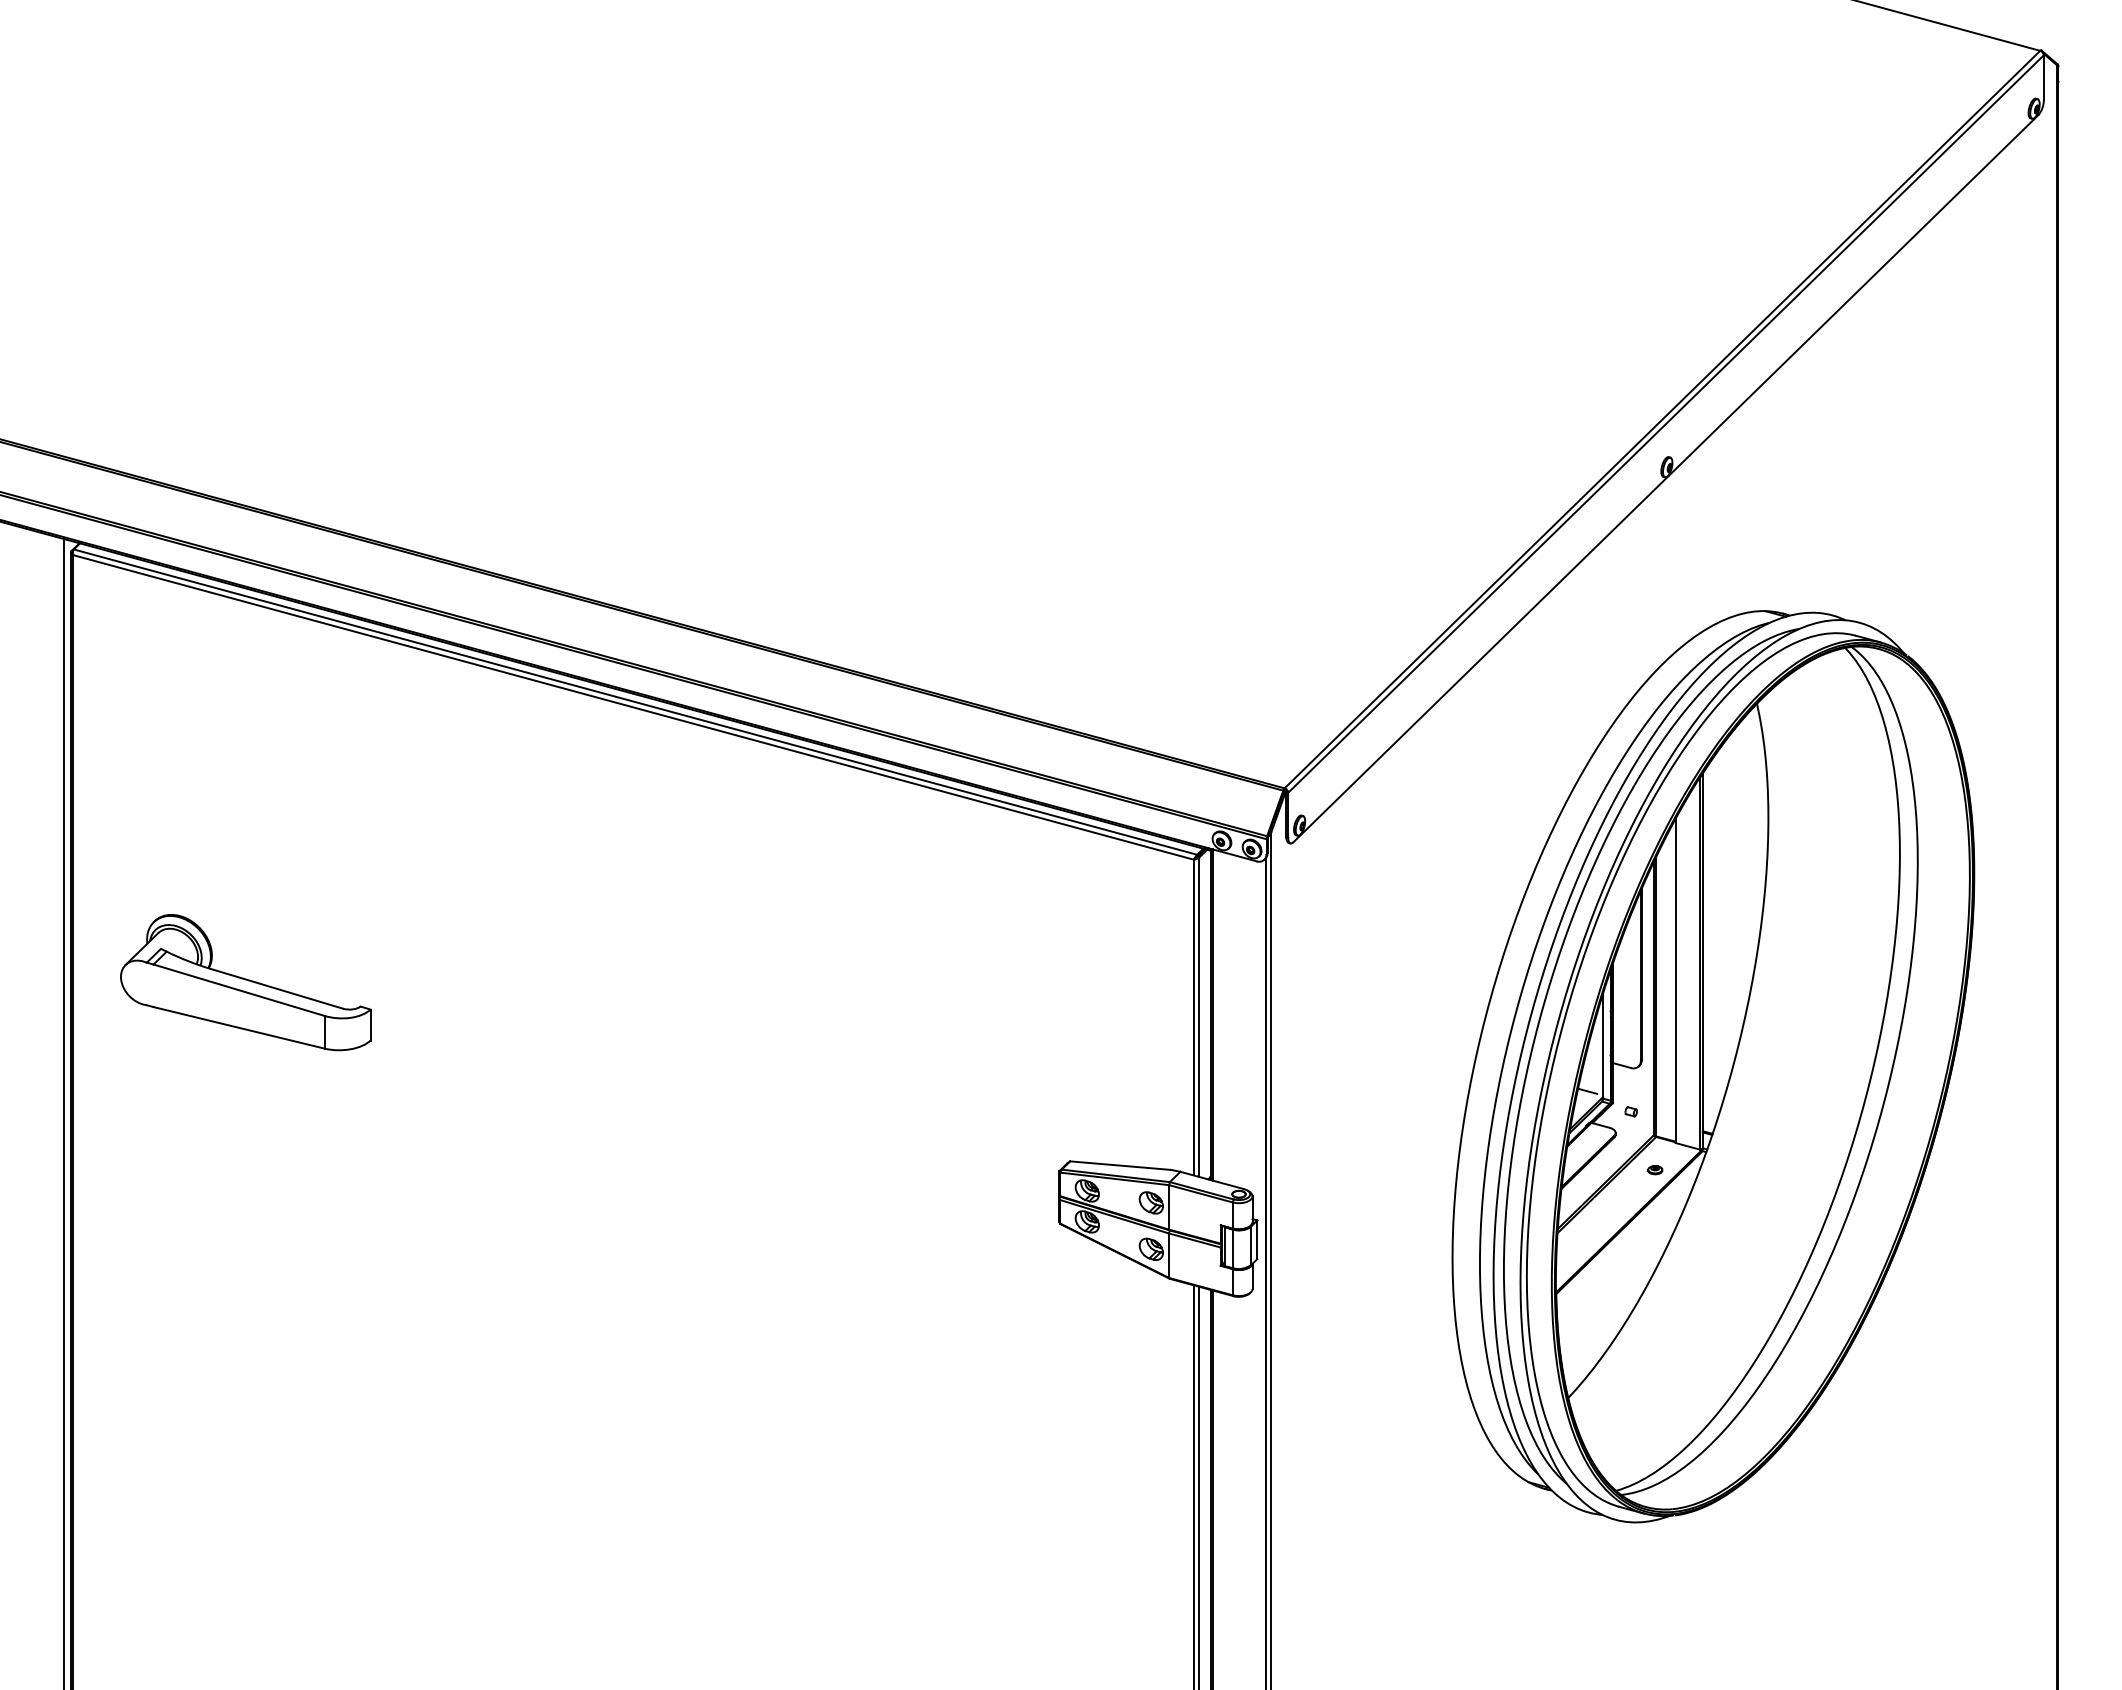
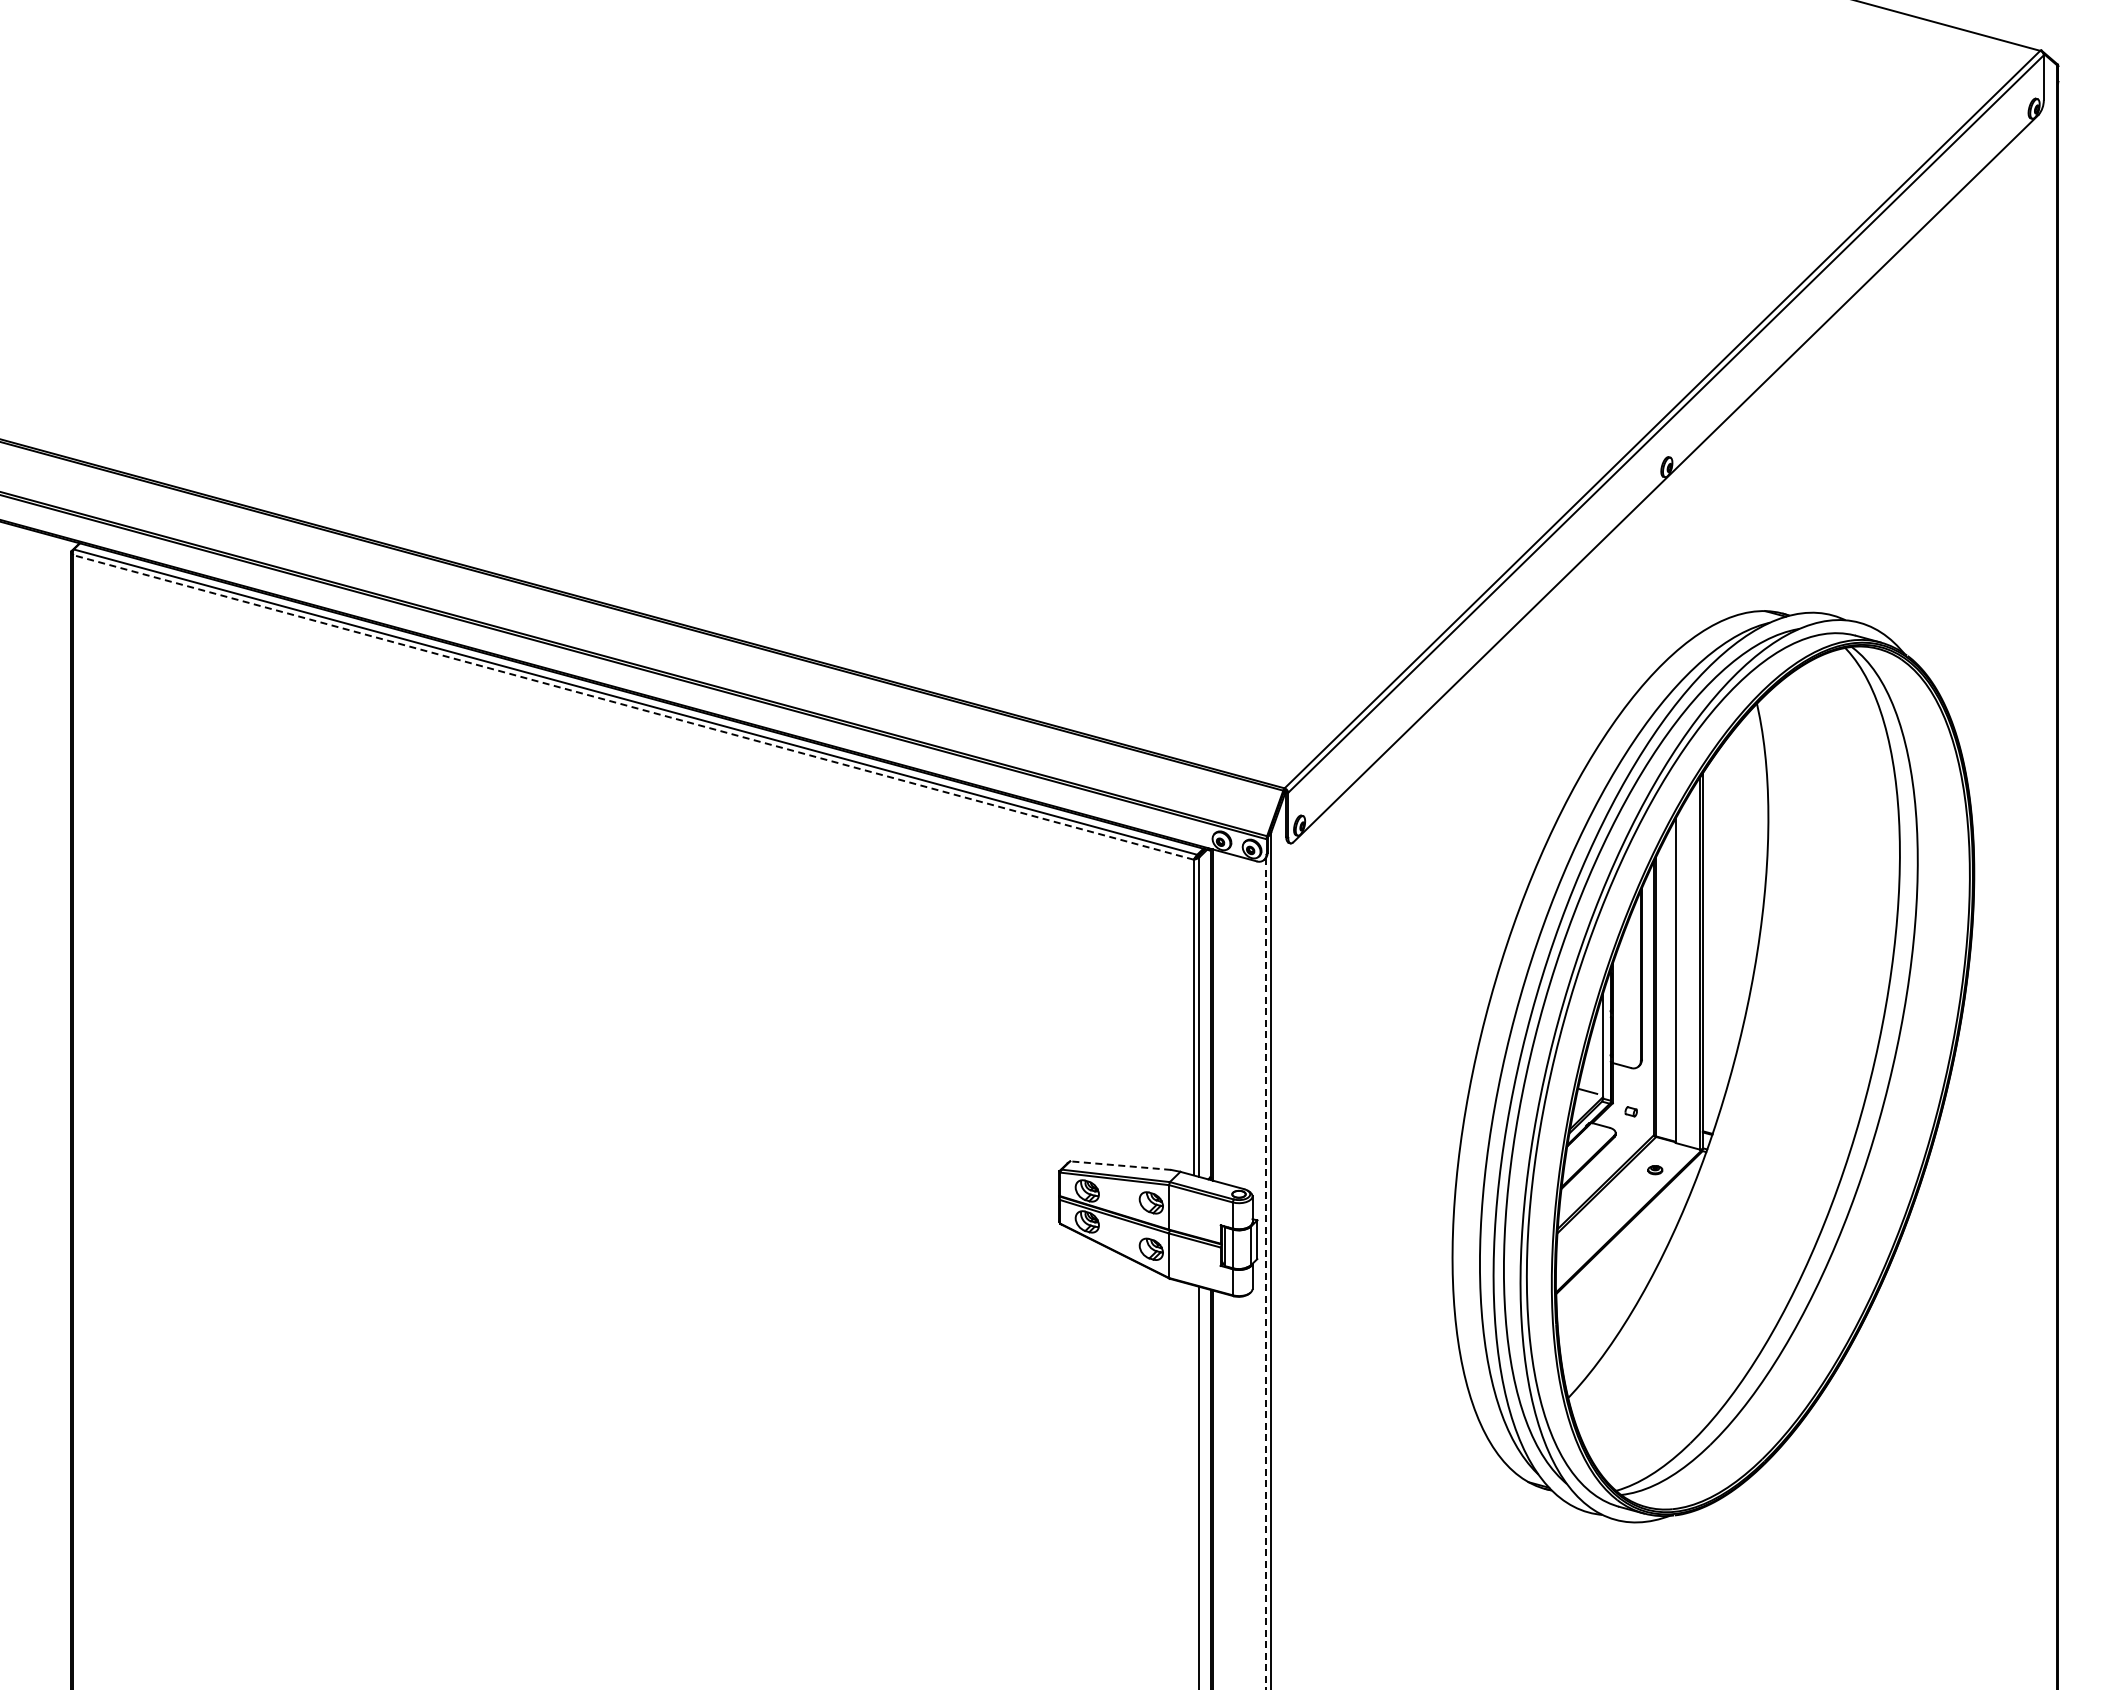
line: solid -> dashed (633, 707)
part: present -> none (245, 982)
line: present -> none (63, 1112)
line: solid -> dashed (1120, 1165)
line: solid -> dashed (1265, 1274)
line: present -> none (1193, 1485)
